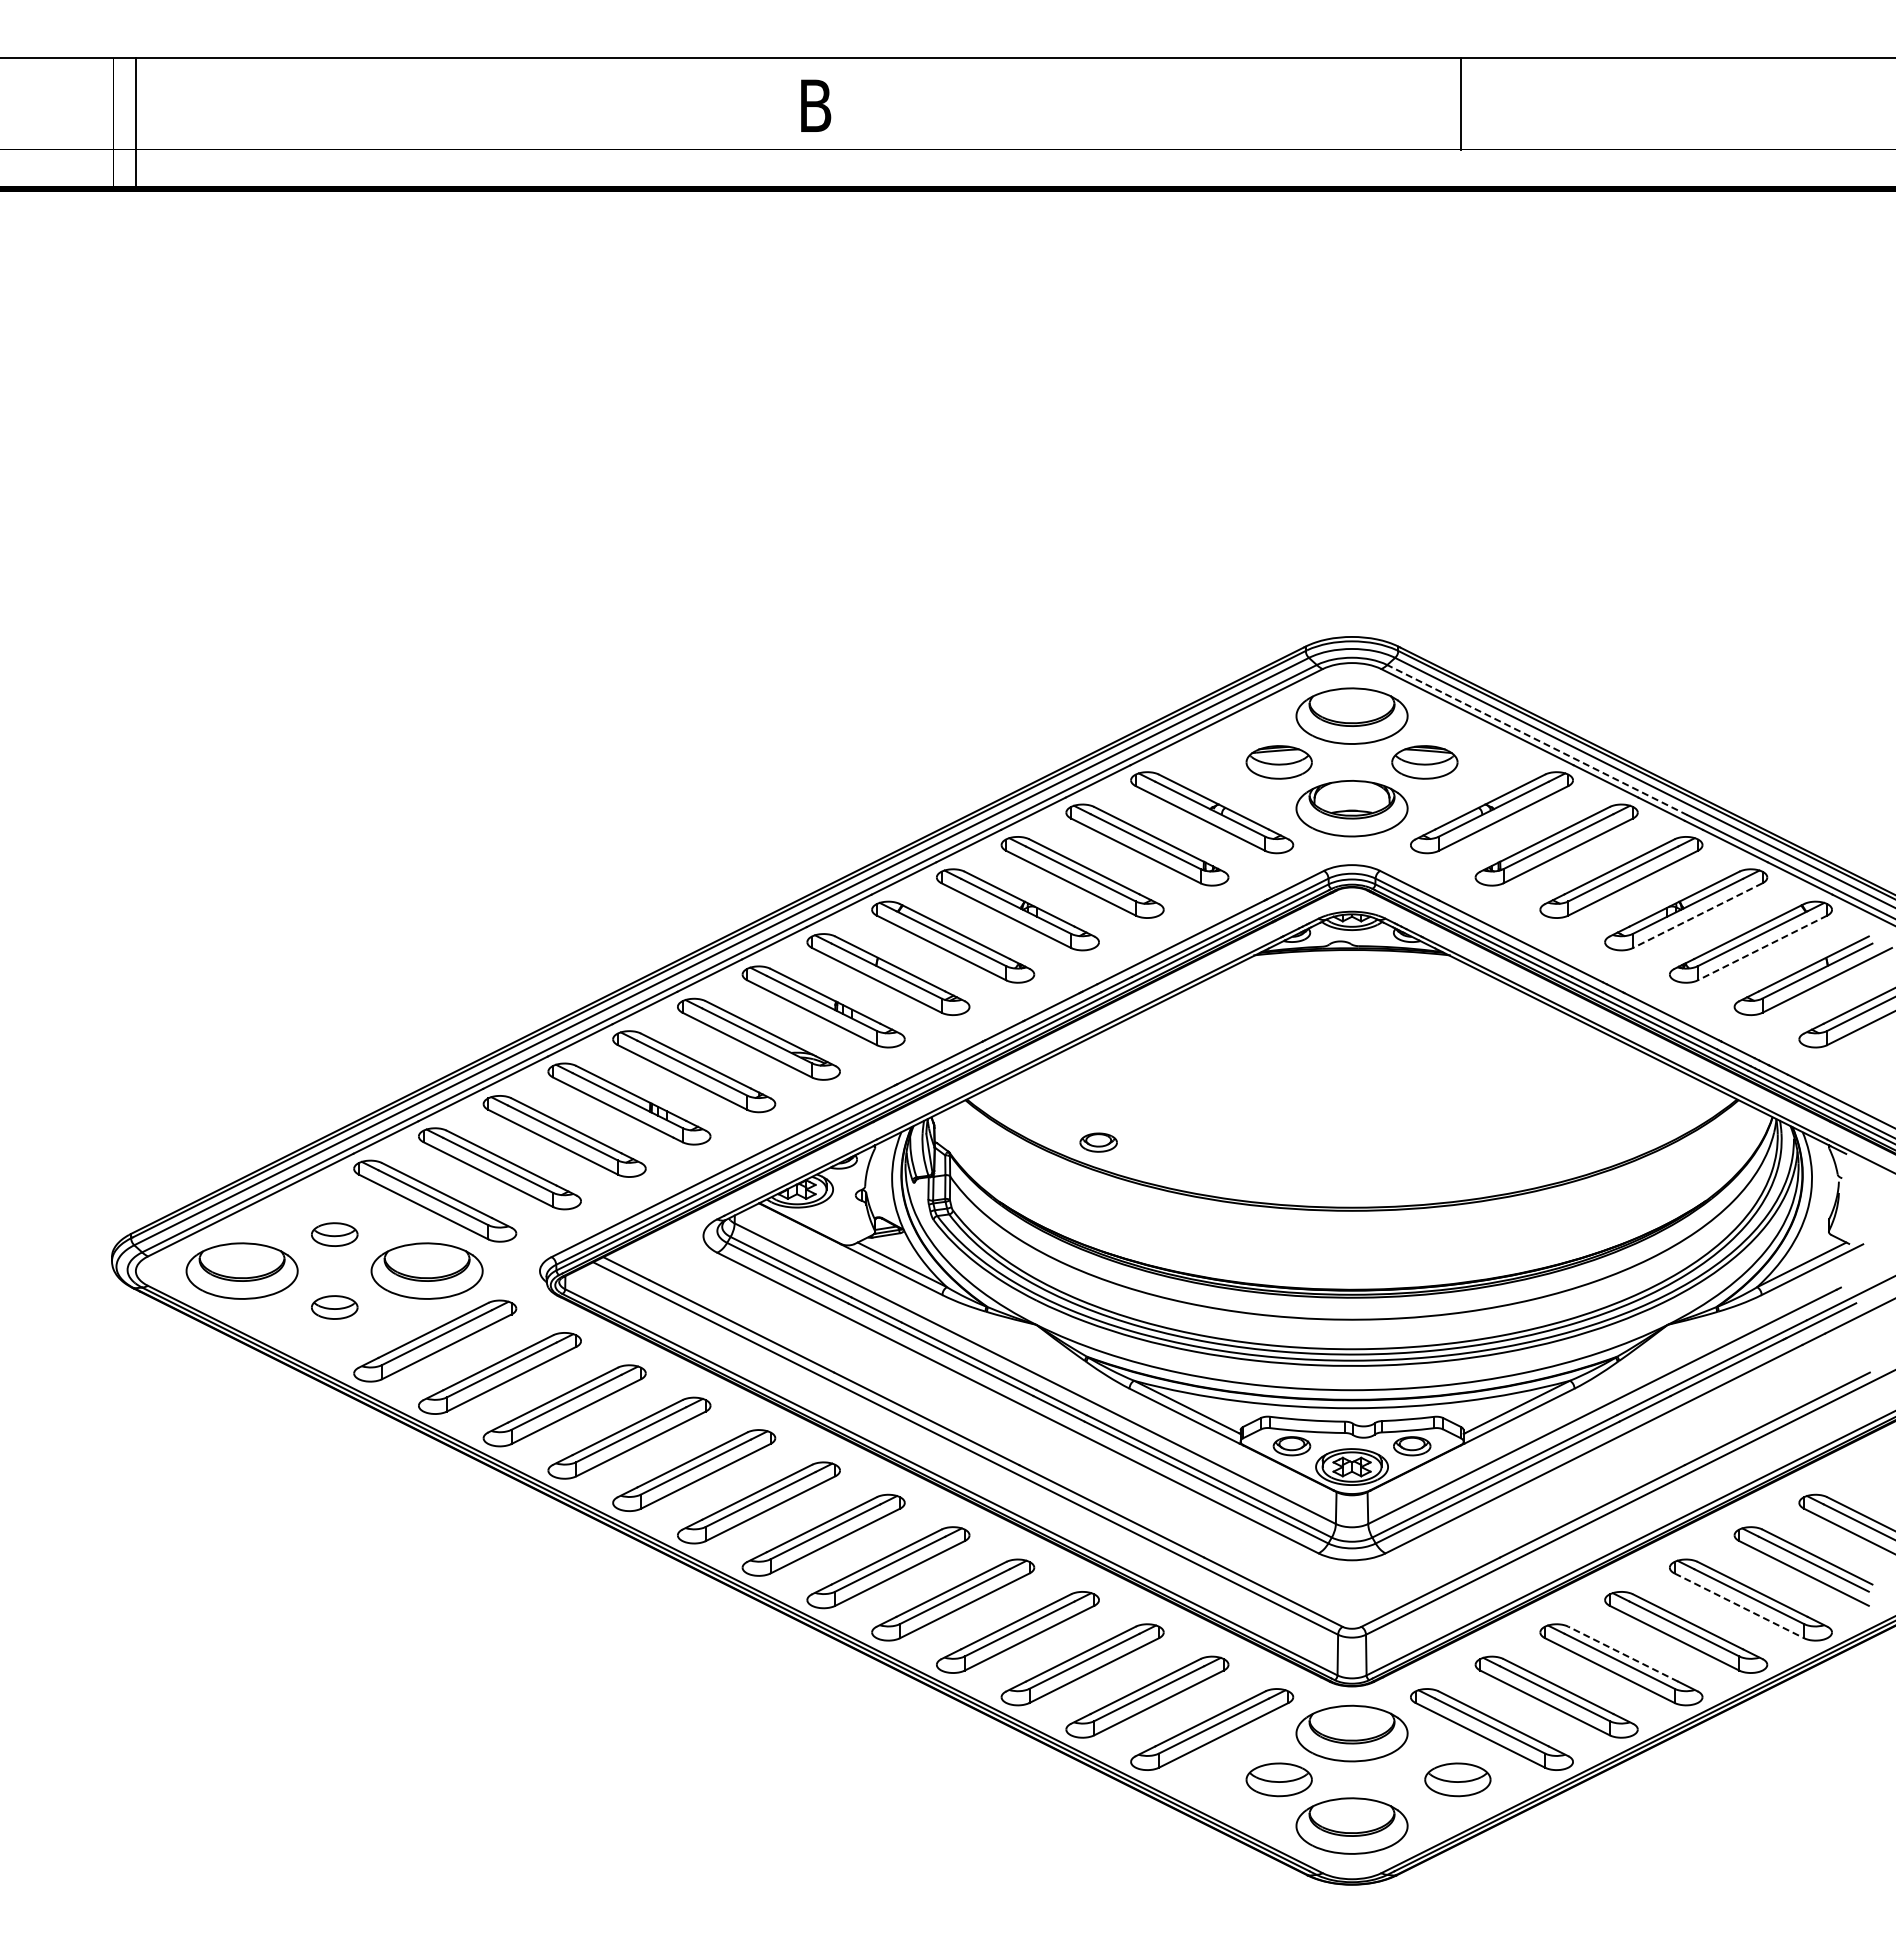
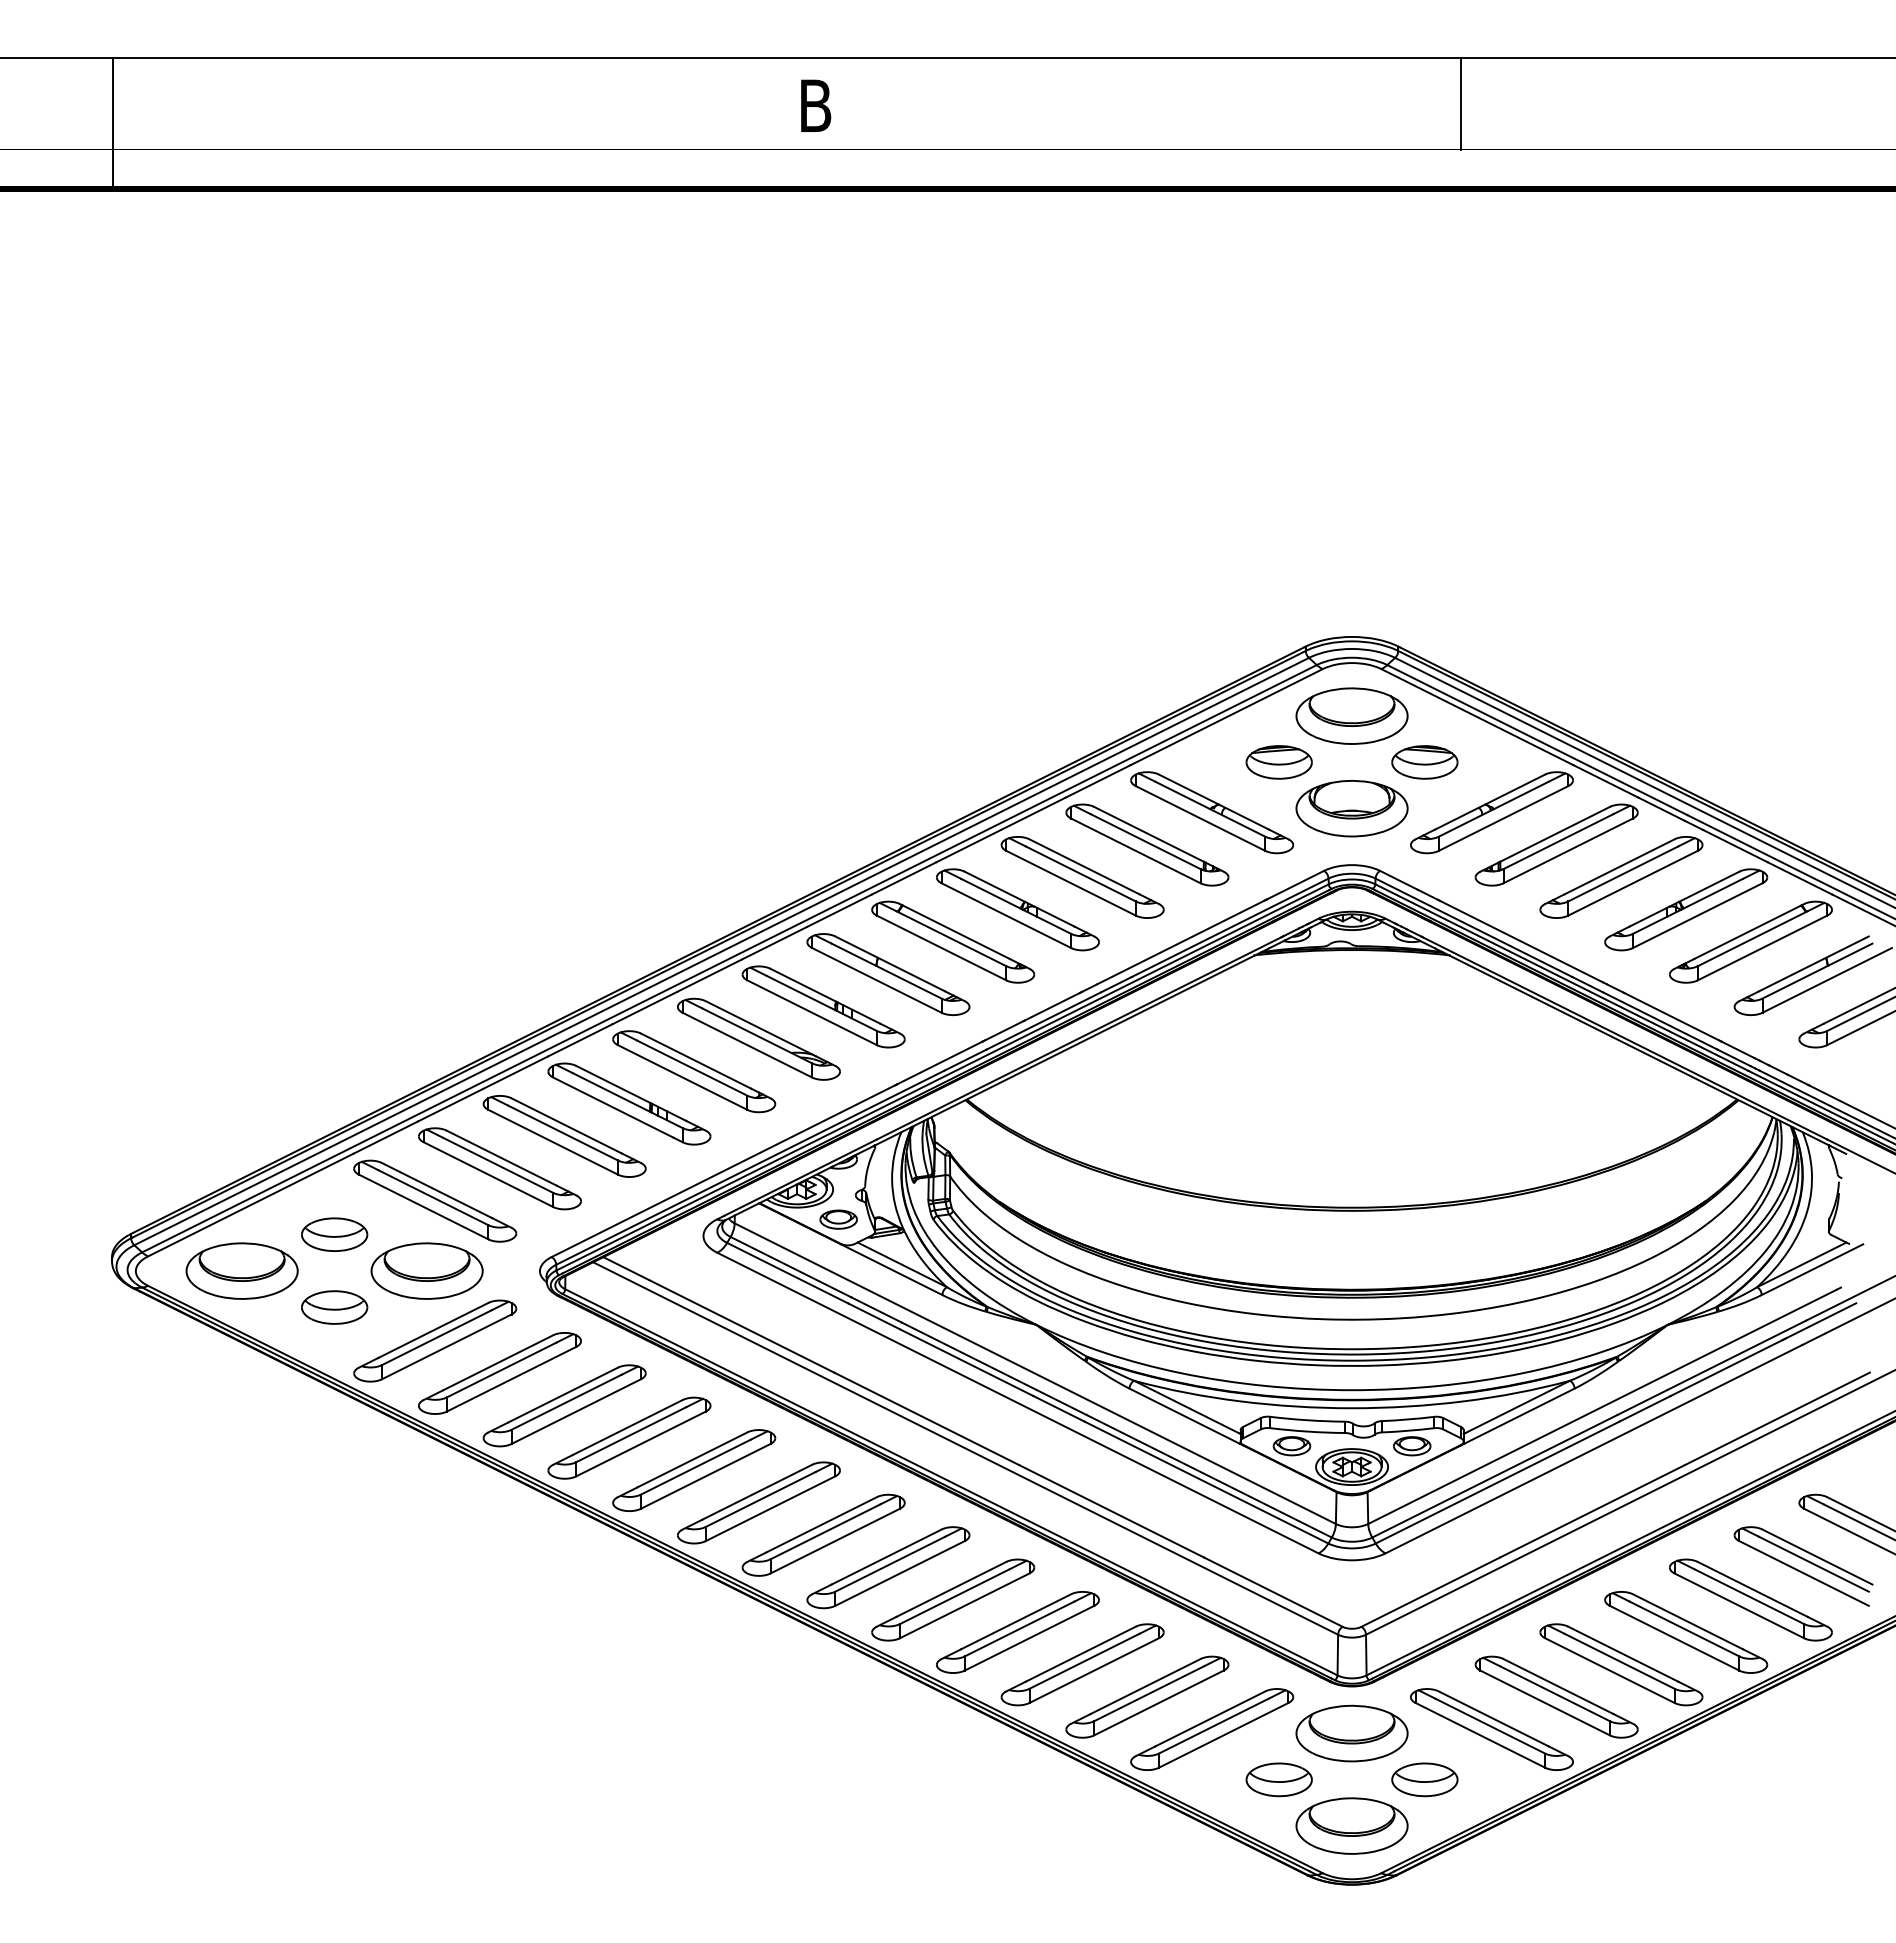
line position: (136, 123) -> (113, 123) (113, 123)
line: dashed -> solid (1537, 740)
line: dashed -> solid (1697, 915)
line: dashed -> solid (1762, 948)
part position: (1098, 1142) -> (838, 1219) (838, 1219)
part size: 48x25 px -> 68x35 px (334, 1234)
part size: 48x25 px -> 68x35 px (334, 1307)
line: dashed -> solid (1739, 1606)
line: dashed -> solid (1622, 1653)
part position: (1457, 1779) -> (1424, 1779) (1424, 1779)
